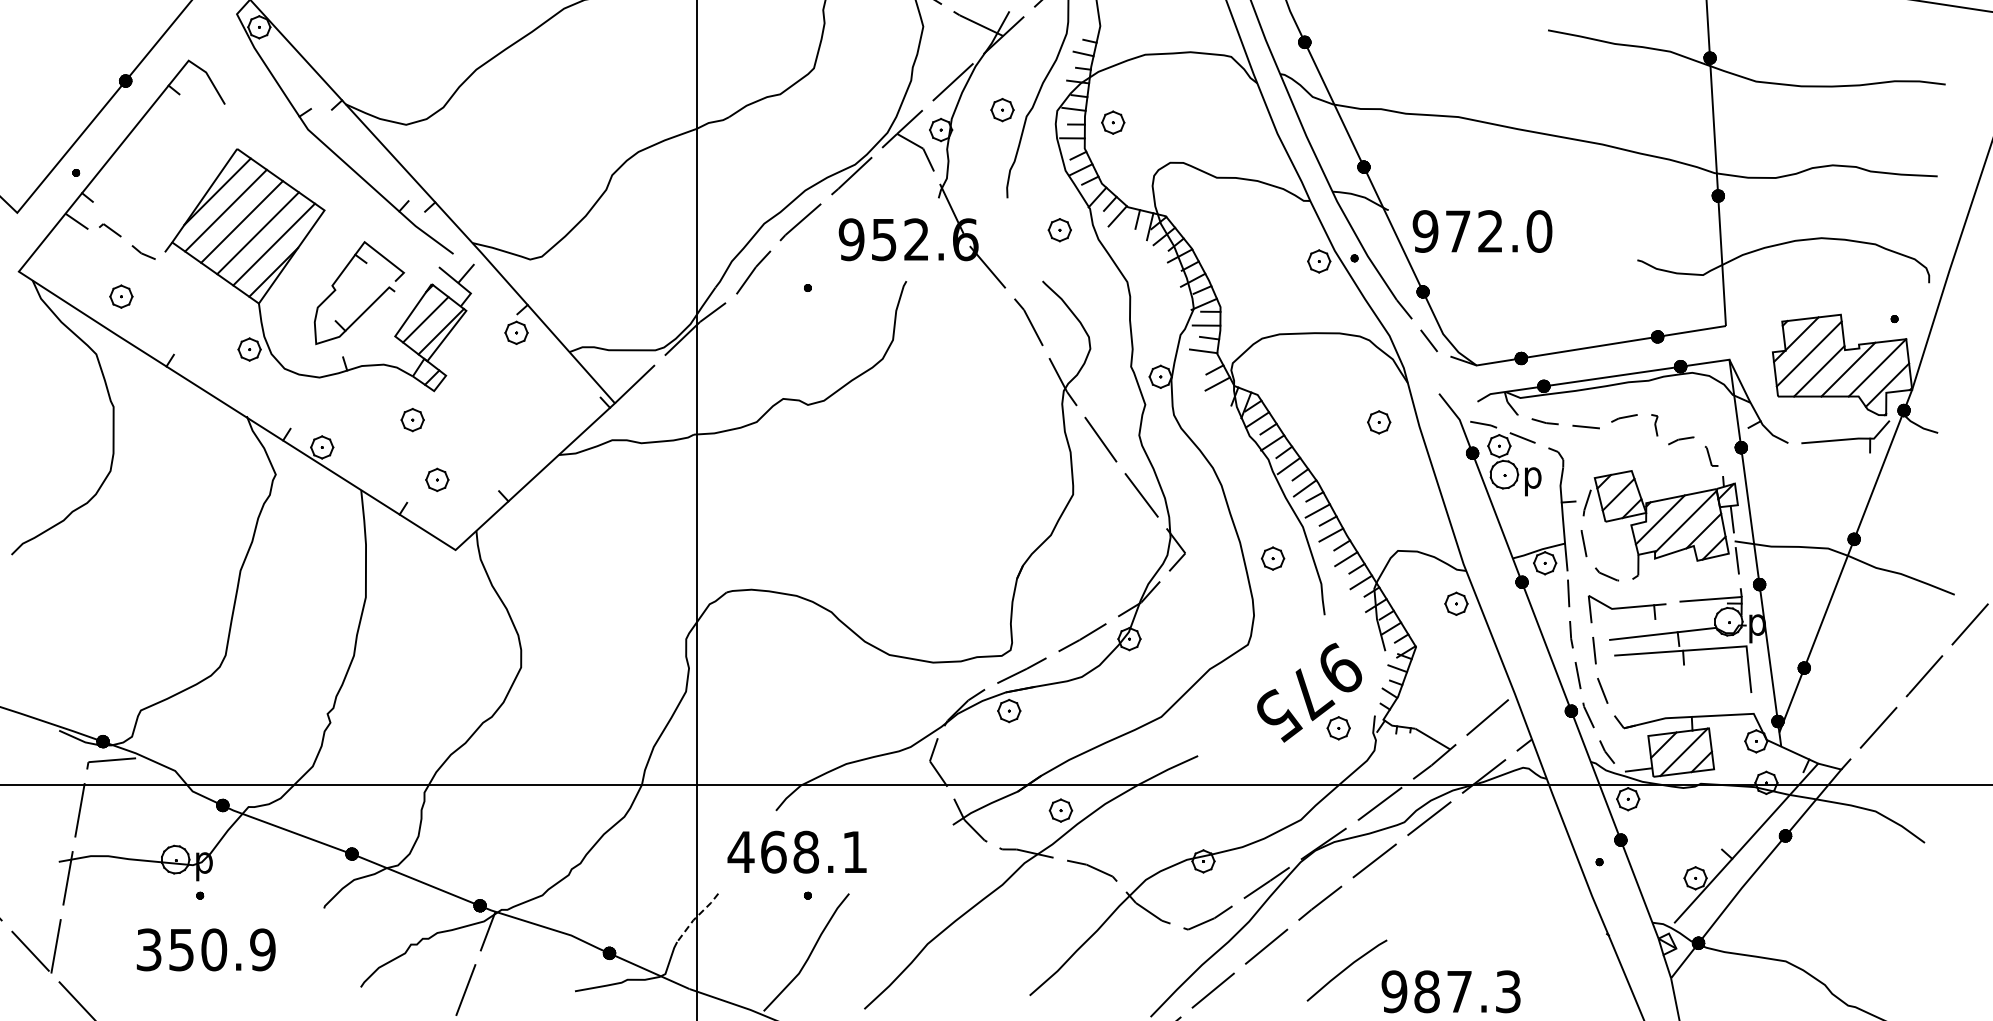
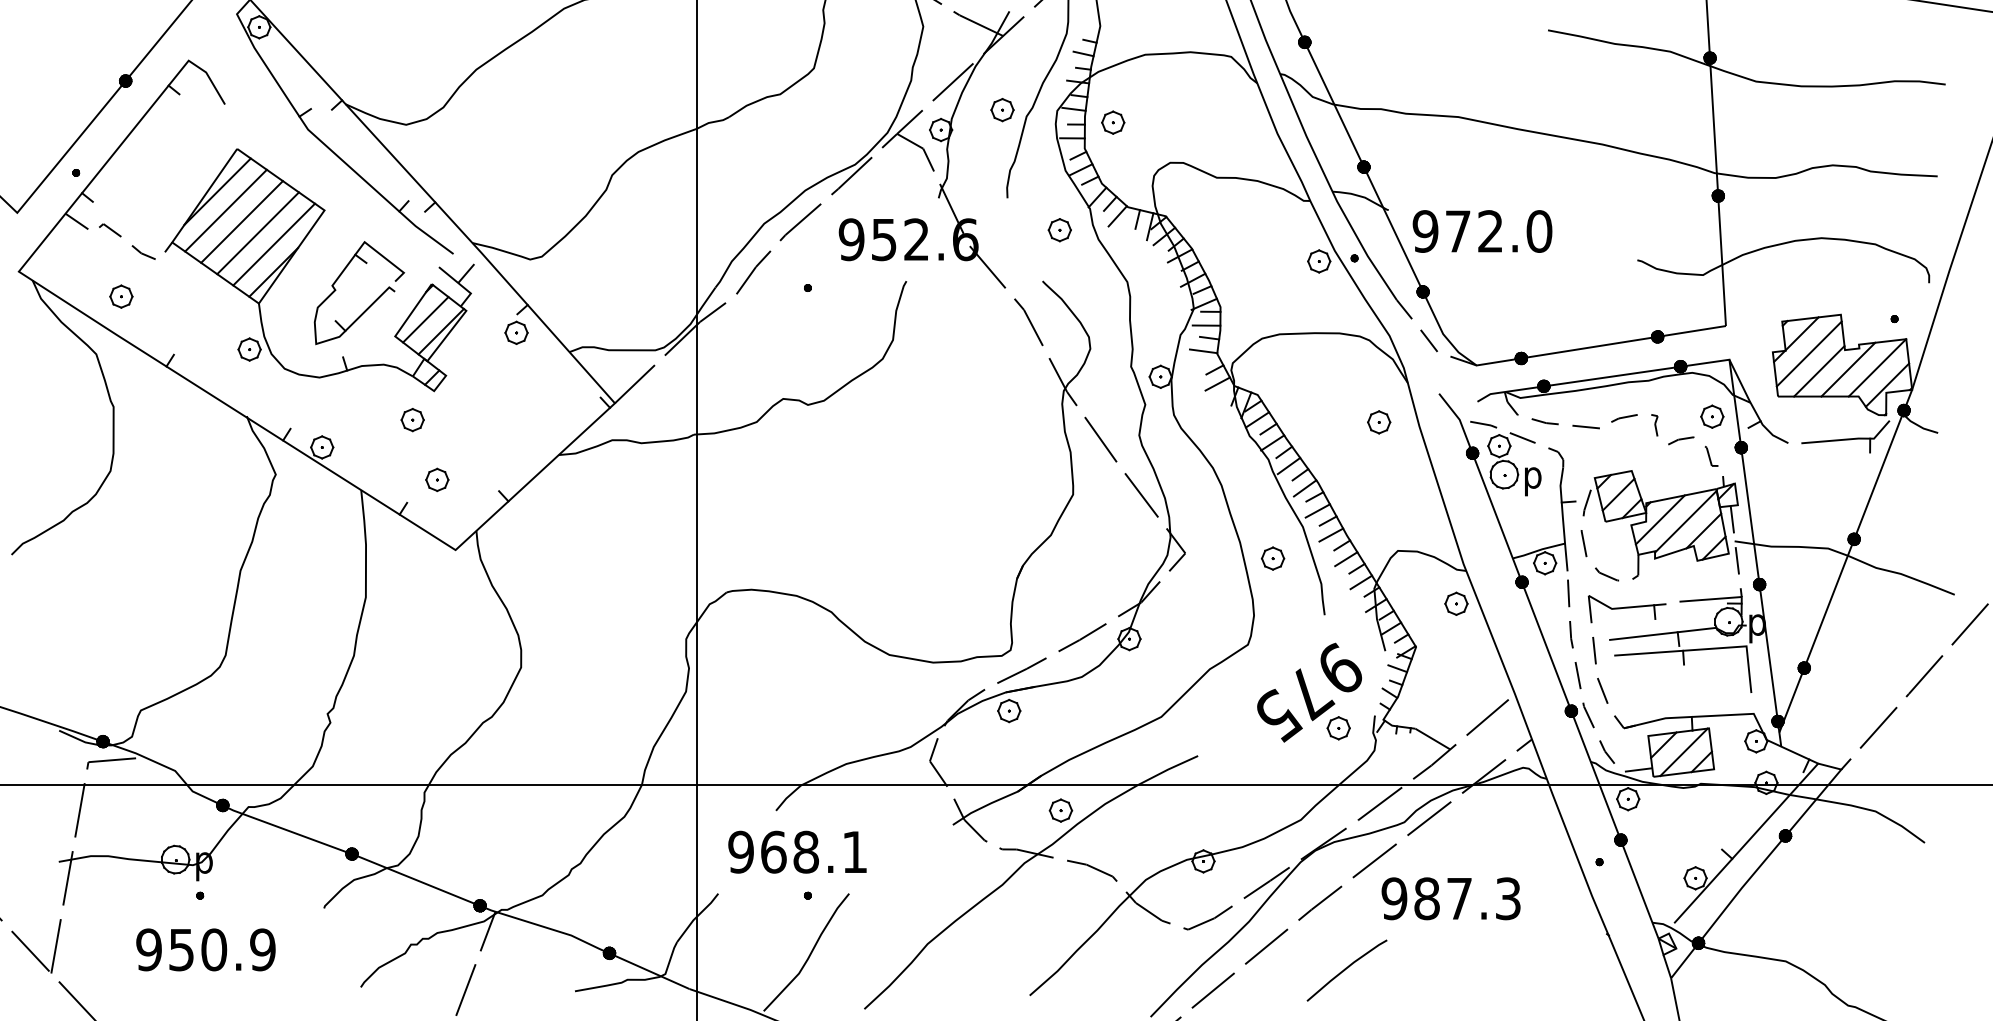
part: none -> present (1712, 416)
text: 468.1 -> 968.1 (740, 851)
line: dashed -> solid (696, 917)
text: 350.9 -> 950.9 (148, 949)
text position: (1450, 991) -> (1450, 898) (1450, 898)
